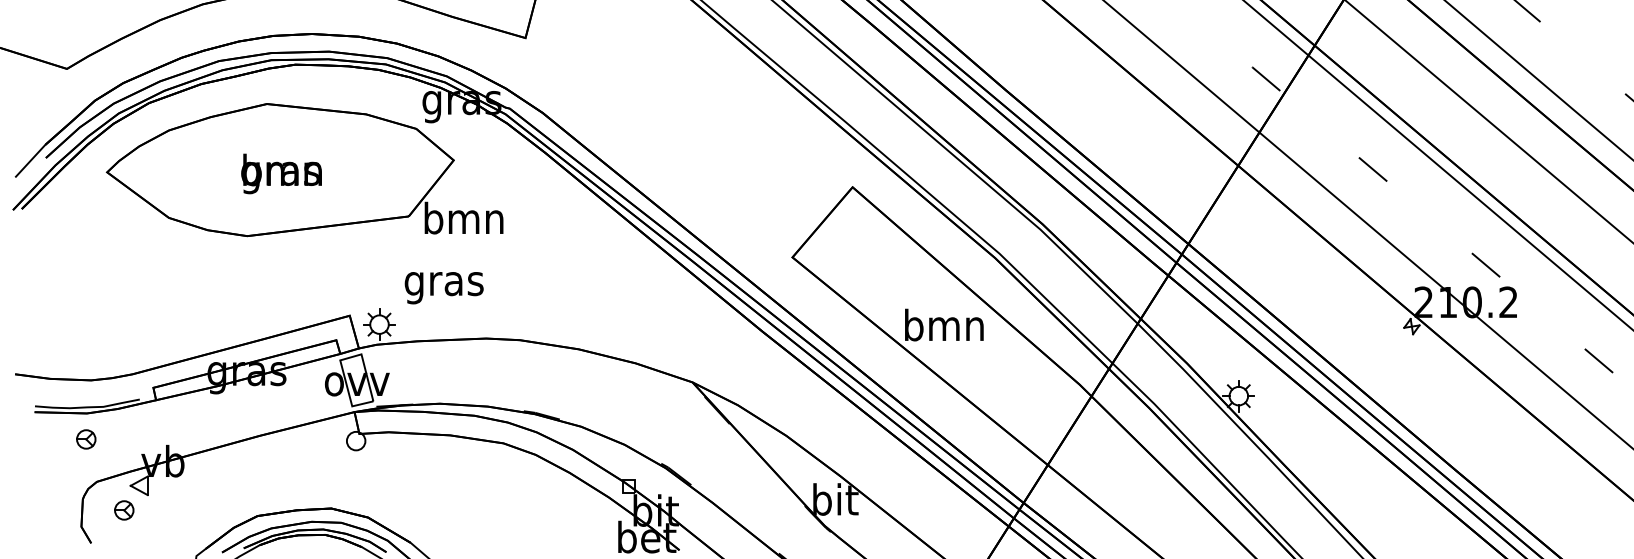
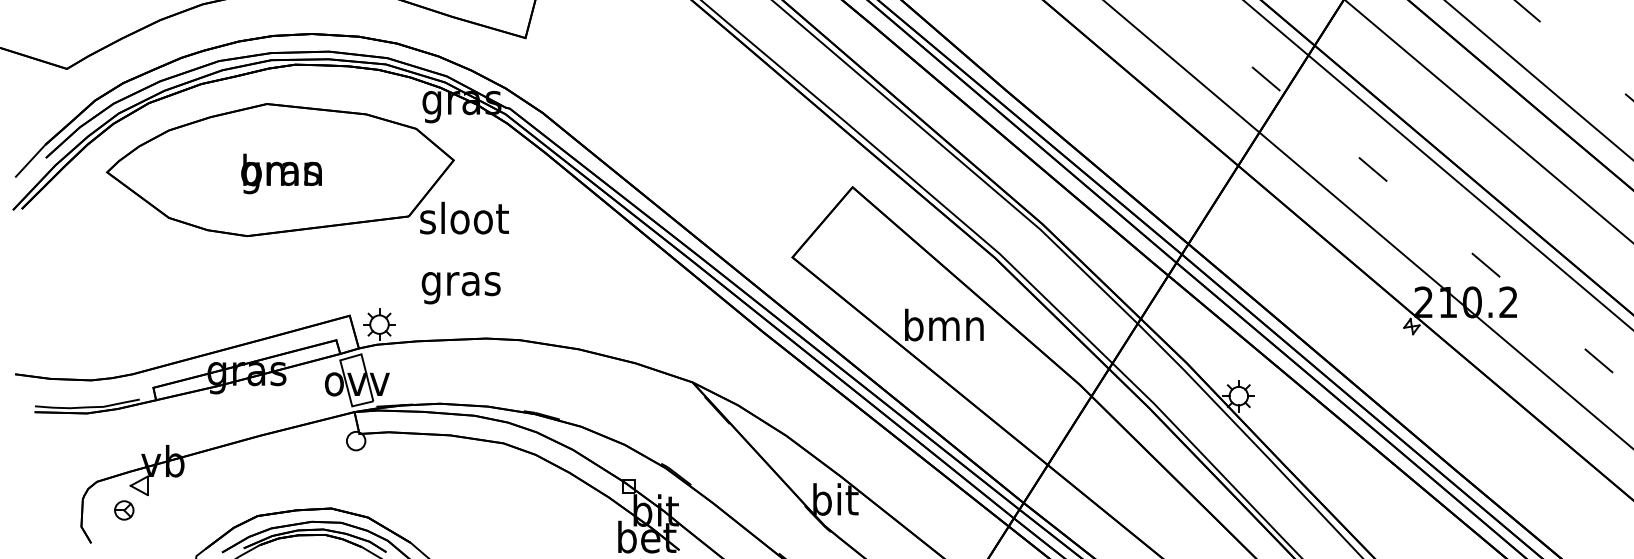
text: bmn -> sloot (464, 217)
text position: (443, 288) -> (460, 288) (460, 288)
part: present -> none (86, 439)
